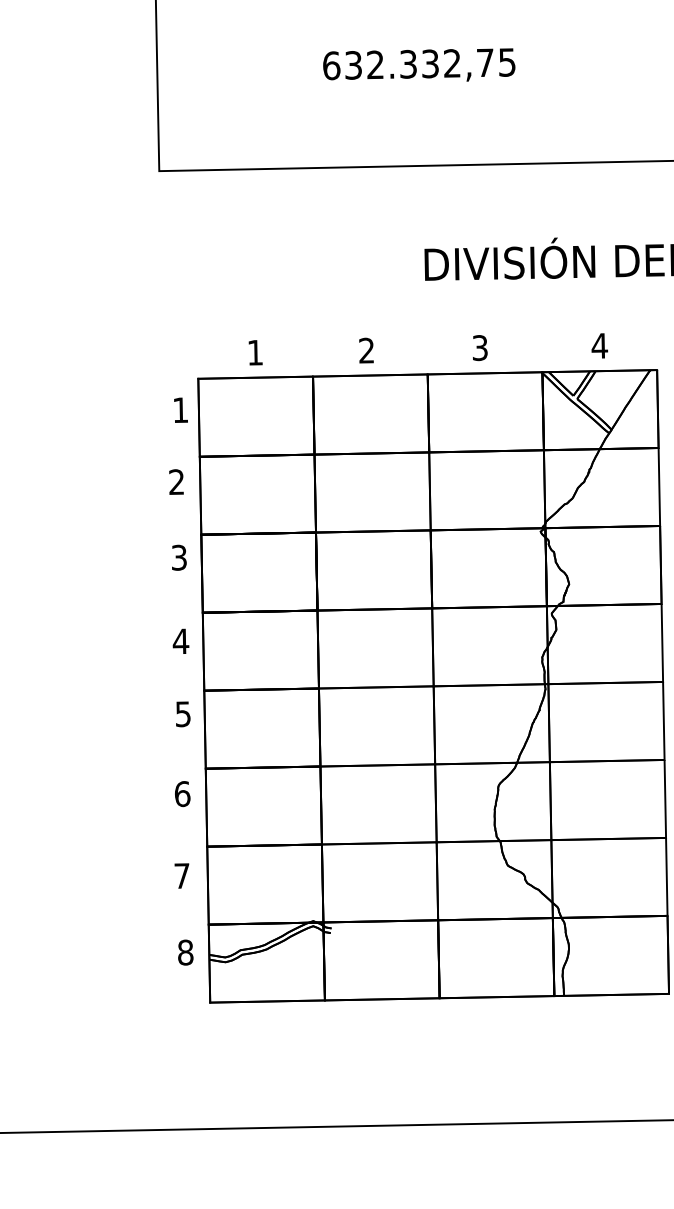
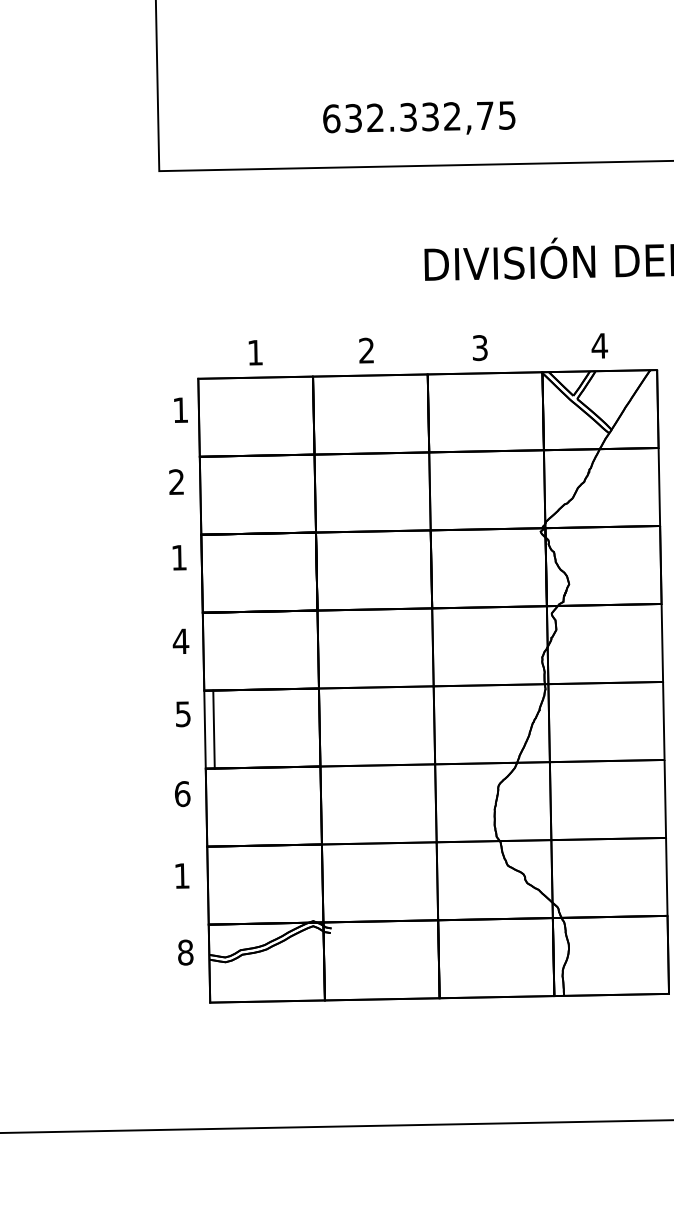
text position: (419, 64) -> (419, 117) (419, 117)
text: 3 -> 1 (179, 557)
line position: (204, 729) -> (213, 729) (213, 729)
text: 7 -> 1 (181, 875)
